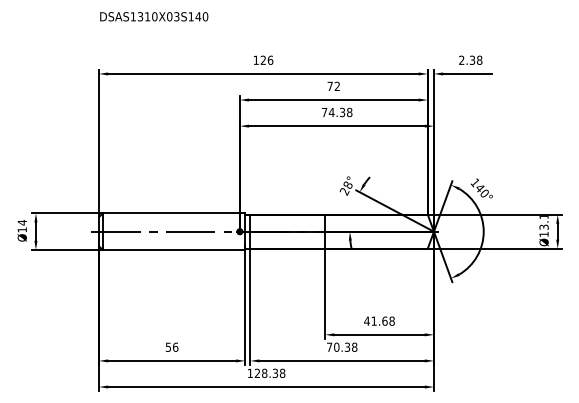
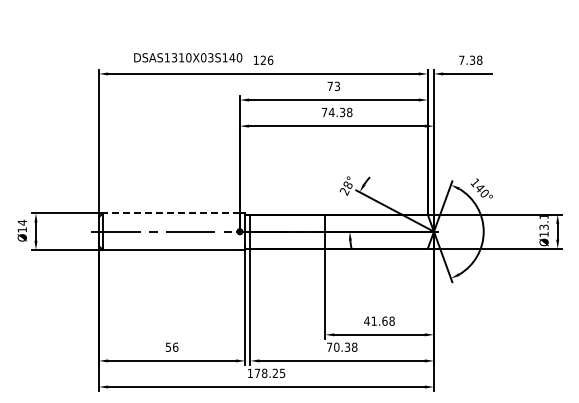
text position: (154, 16) -> (188, 57) (188, 57)
text: 2.38 -> 7.38 (461, 59)
text: 72 -> 73 (337, 86)
line: solid -> dashed (171, 213)
text: 128.38 -> 178.25 (269, 373)
